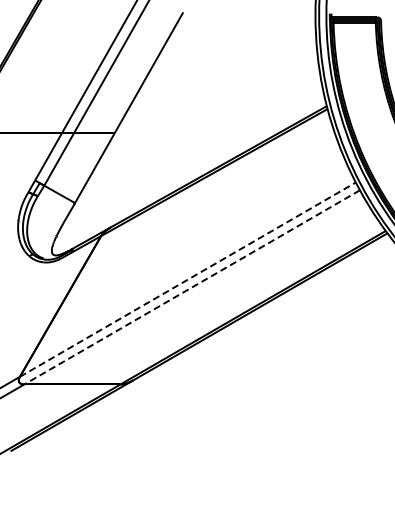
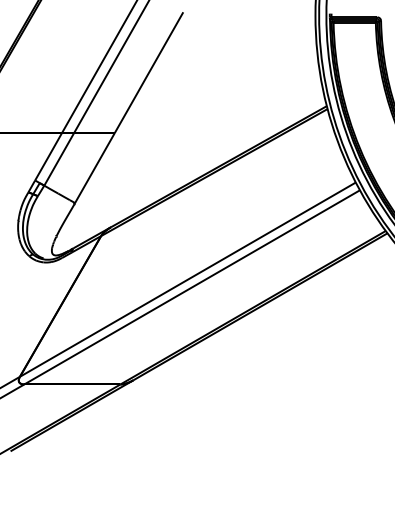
line: dashed -> solid (188, 279)
line: dashed -> solid (192, 287)
